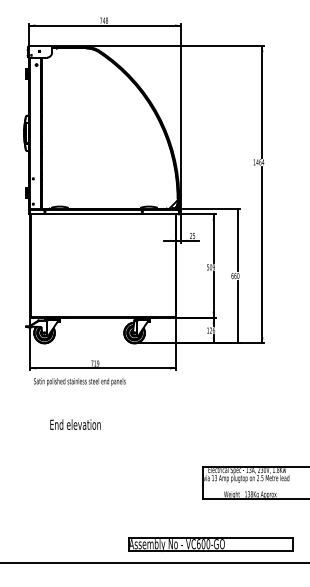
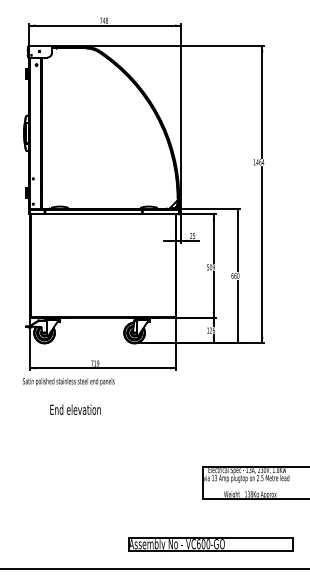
text position: (79, 381) -> (68, 381) (68, 381)
text position: (75, 424) -> (75, 409) (75, 409)
line position: (154, 563) -> (154, 569) (154, 569)
